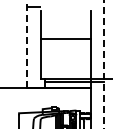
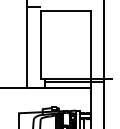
line position: (65, 39) -> (65, 11) (65, 11)
line: dashed -> solid (27, 44)
line: dashed -> solid (104, 64)
